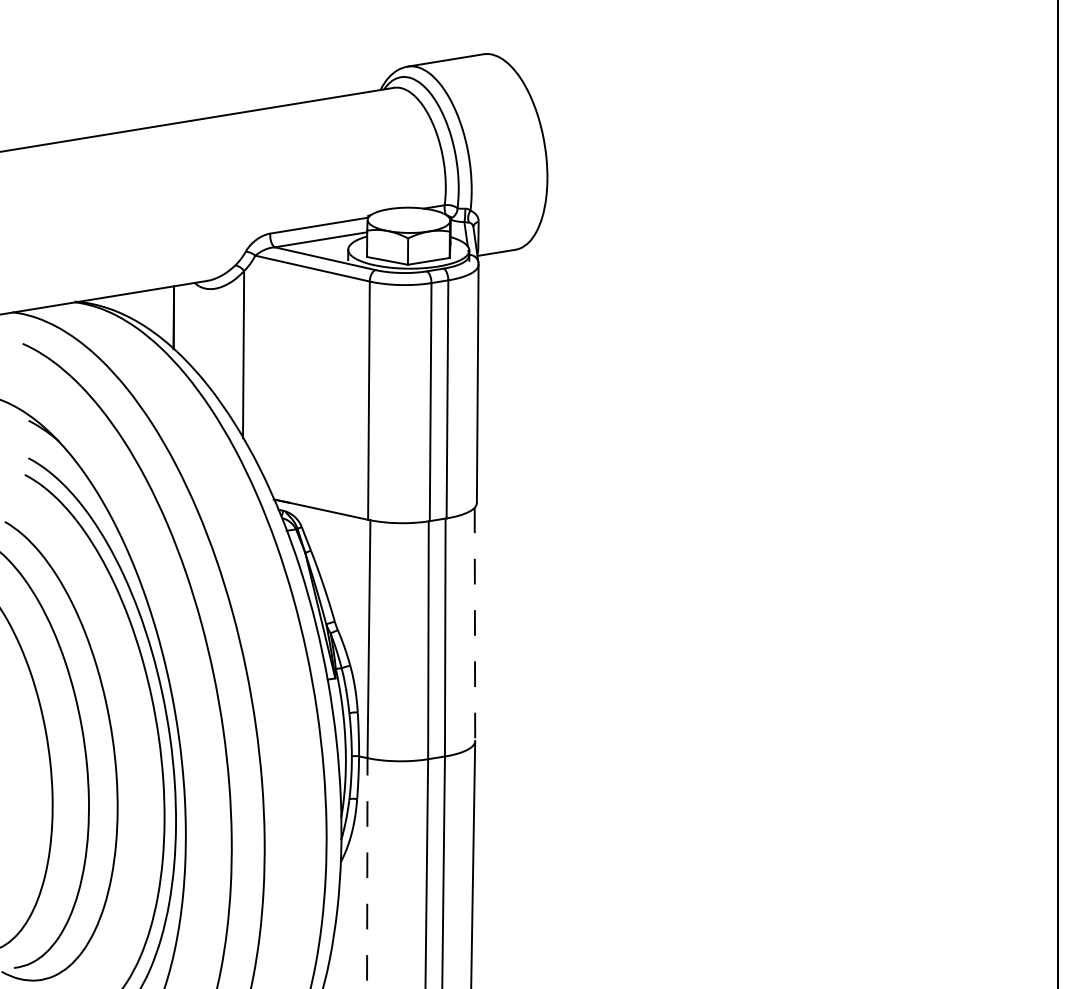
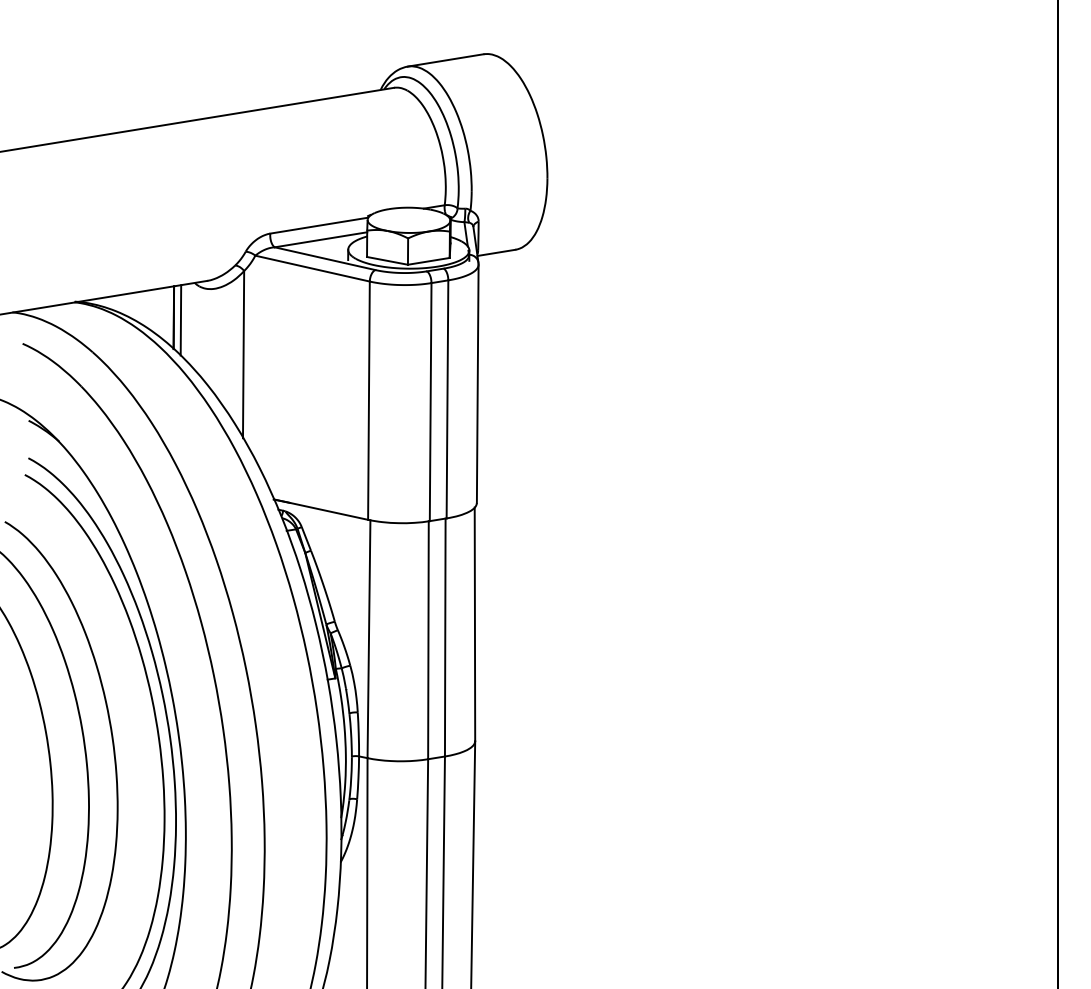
line: none -> present (180, 320)
line: dashed -> solid (474, 624)
line: dashed -> solid (367, 872)
